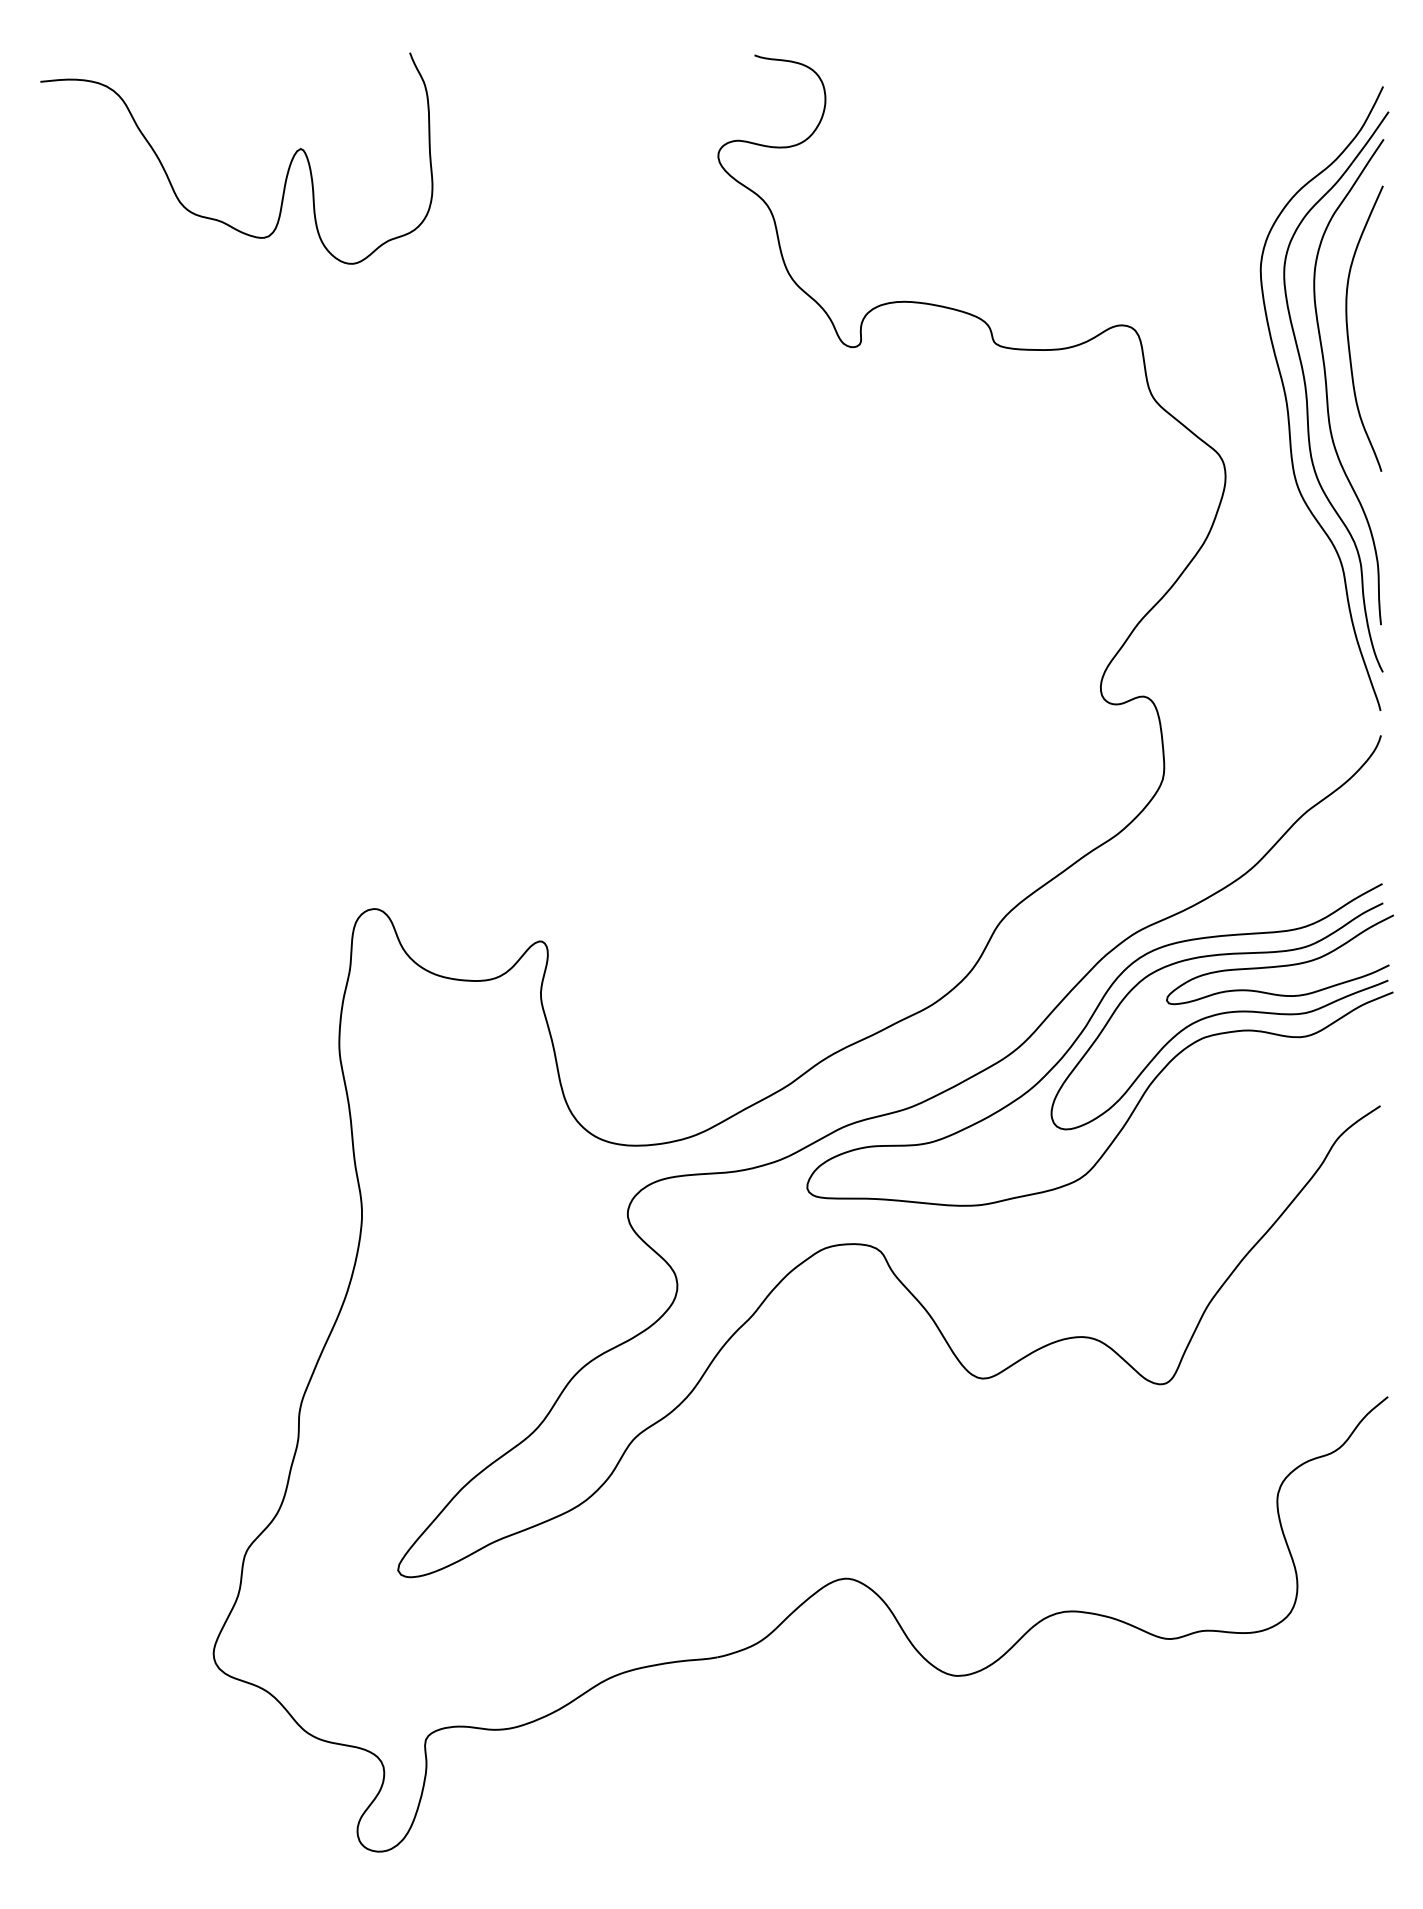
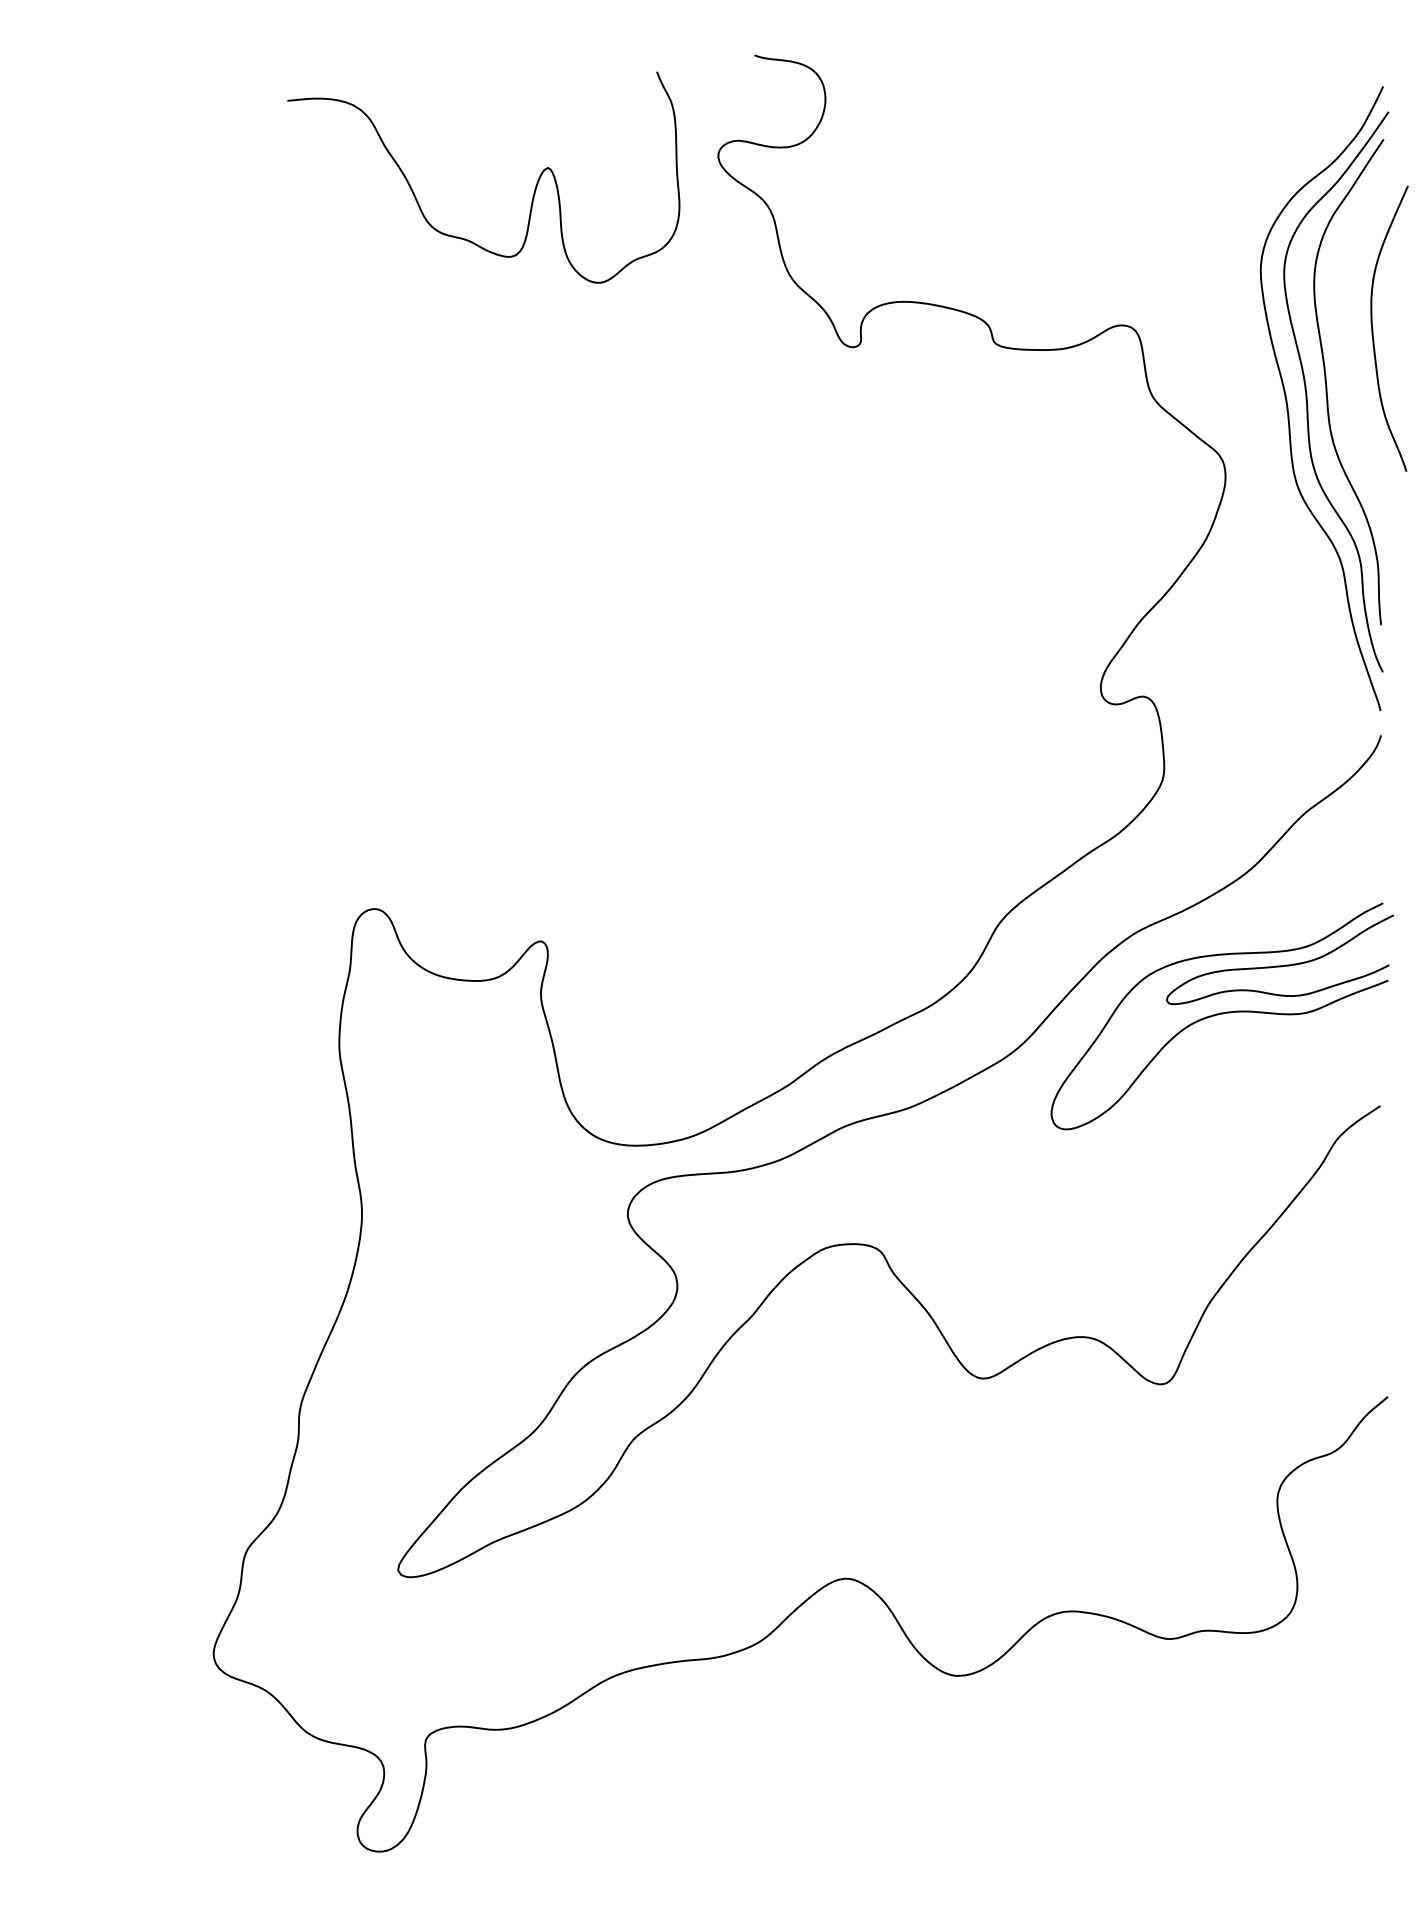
curve position: (287, 169) -> (534, 188) (534, 188)
curve position: (1348, 328) -> (1373, 328) (1373, 328)
curve: present -> none (1082, 1033)
